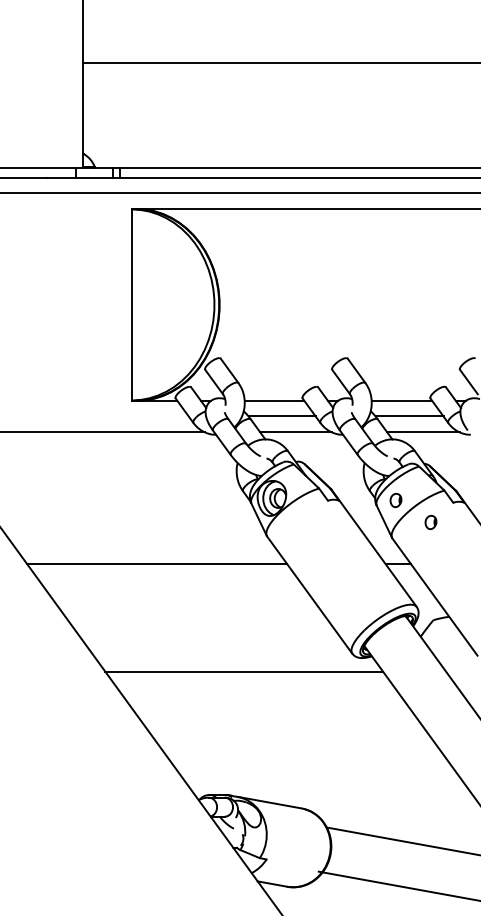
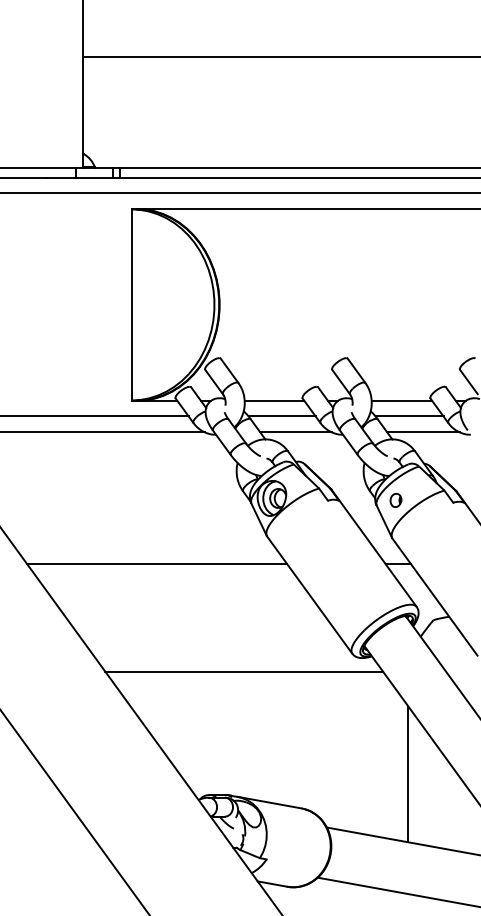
line position: (280, 62) -> (280, 56) (280, 56)
line: none -> present (95, 416)
part: present -> none (430, 522)
line: none -> present (408, 774)
line: none -> present (74, 812)
line position: (397, 885) -> (397, 891) (397, 891)
